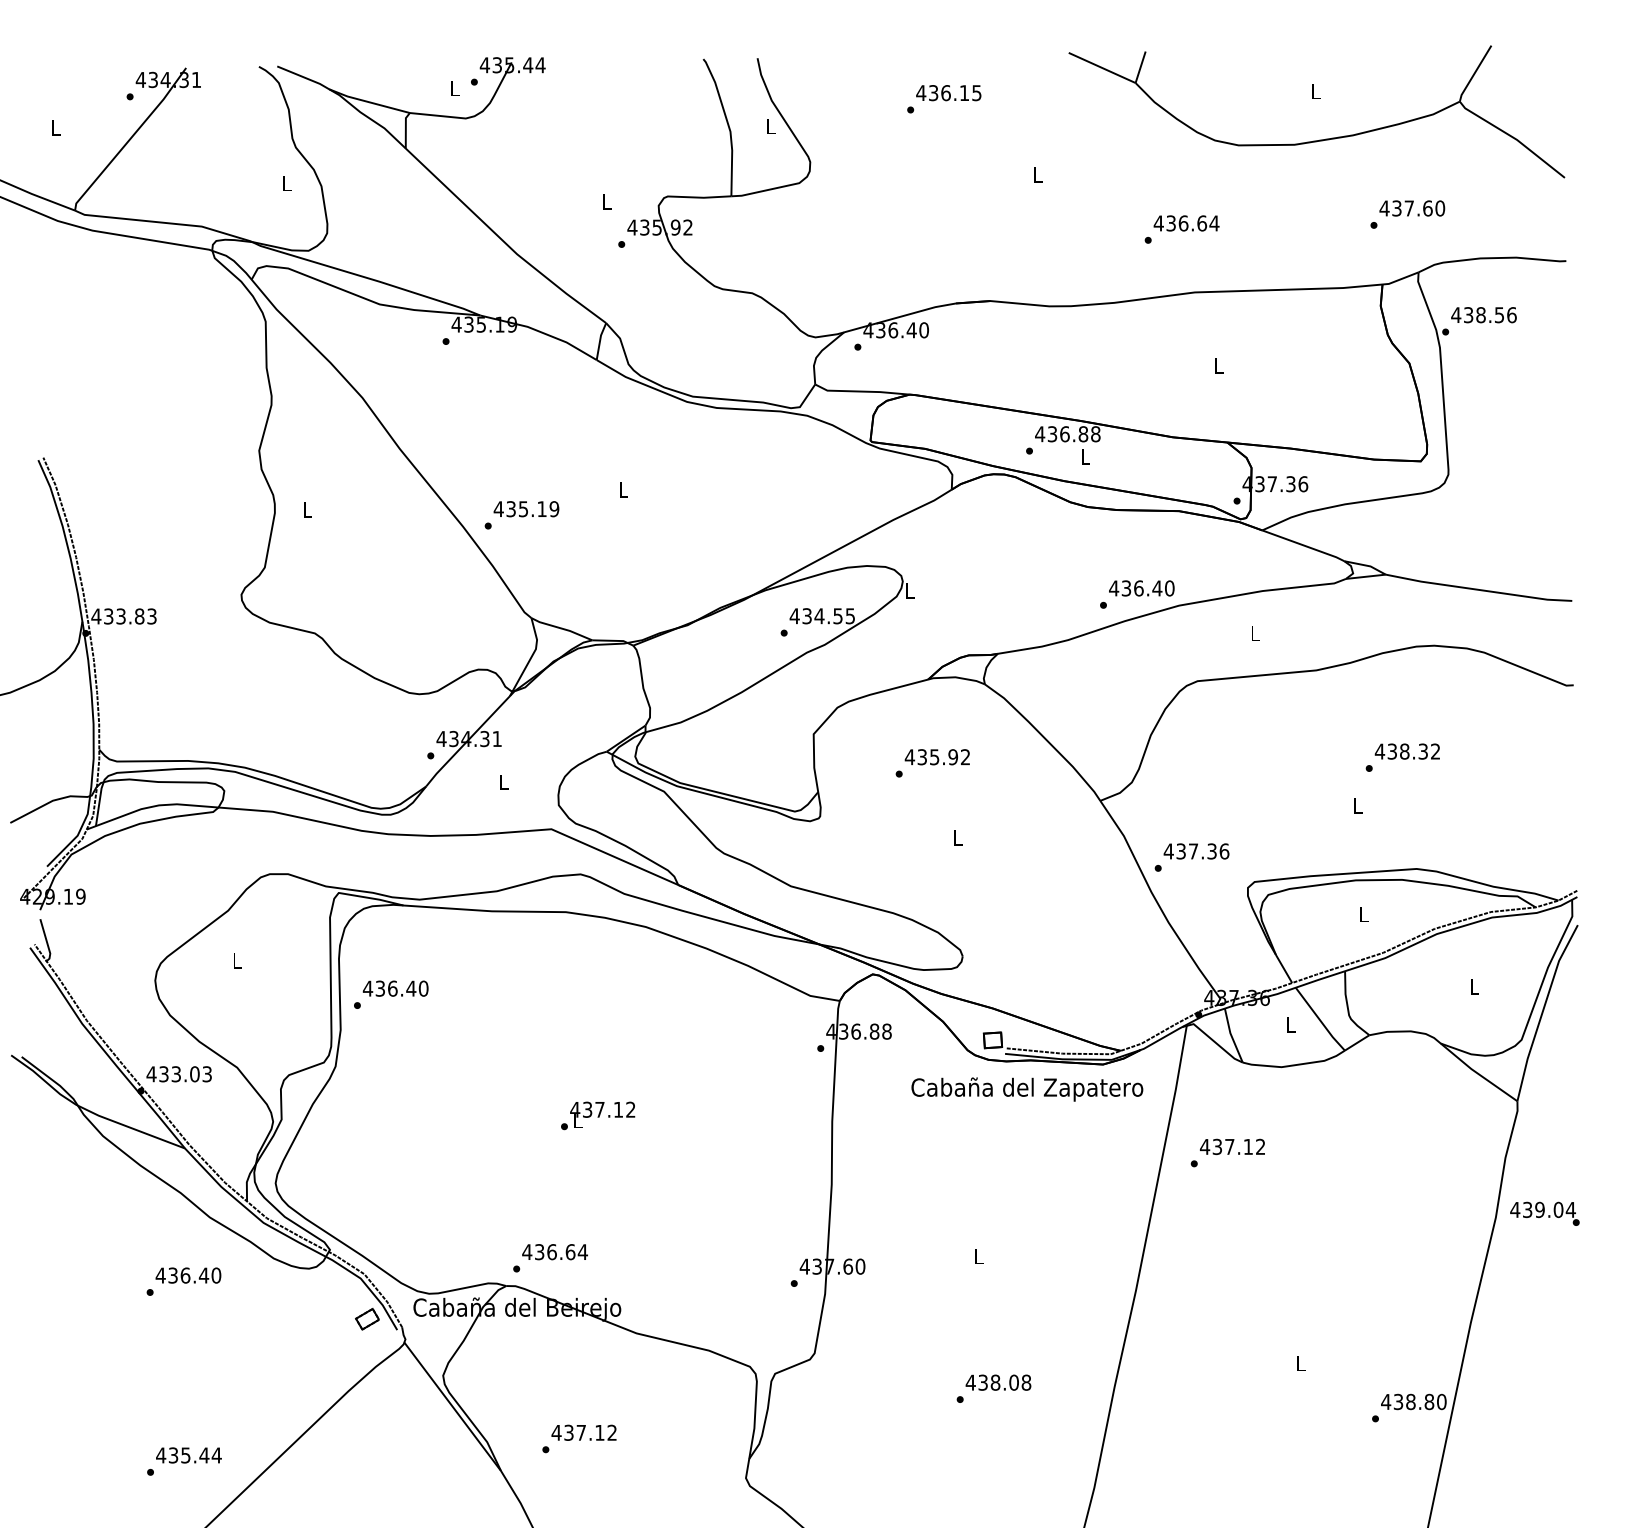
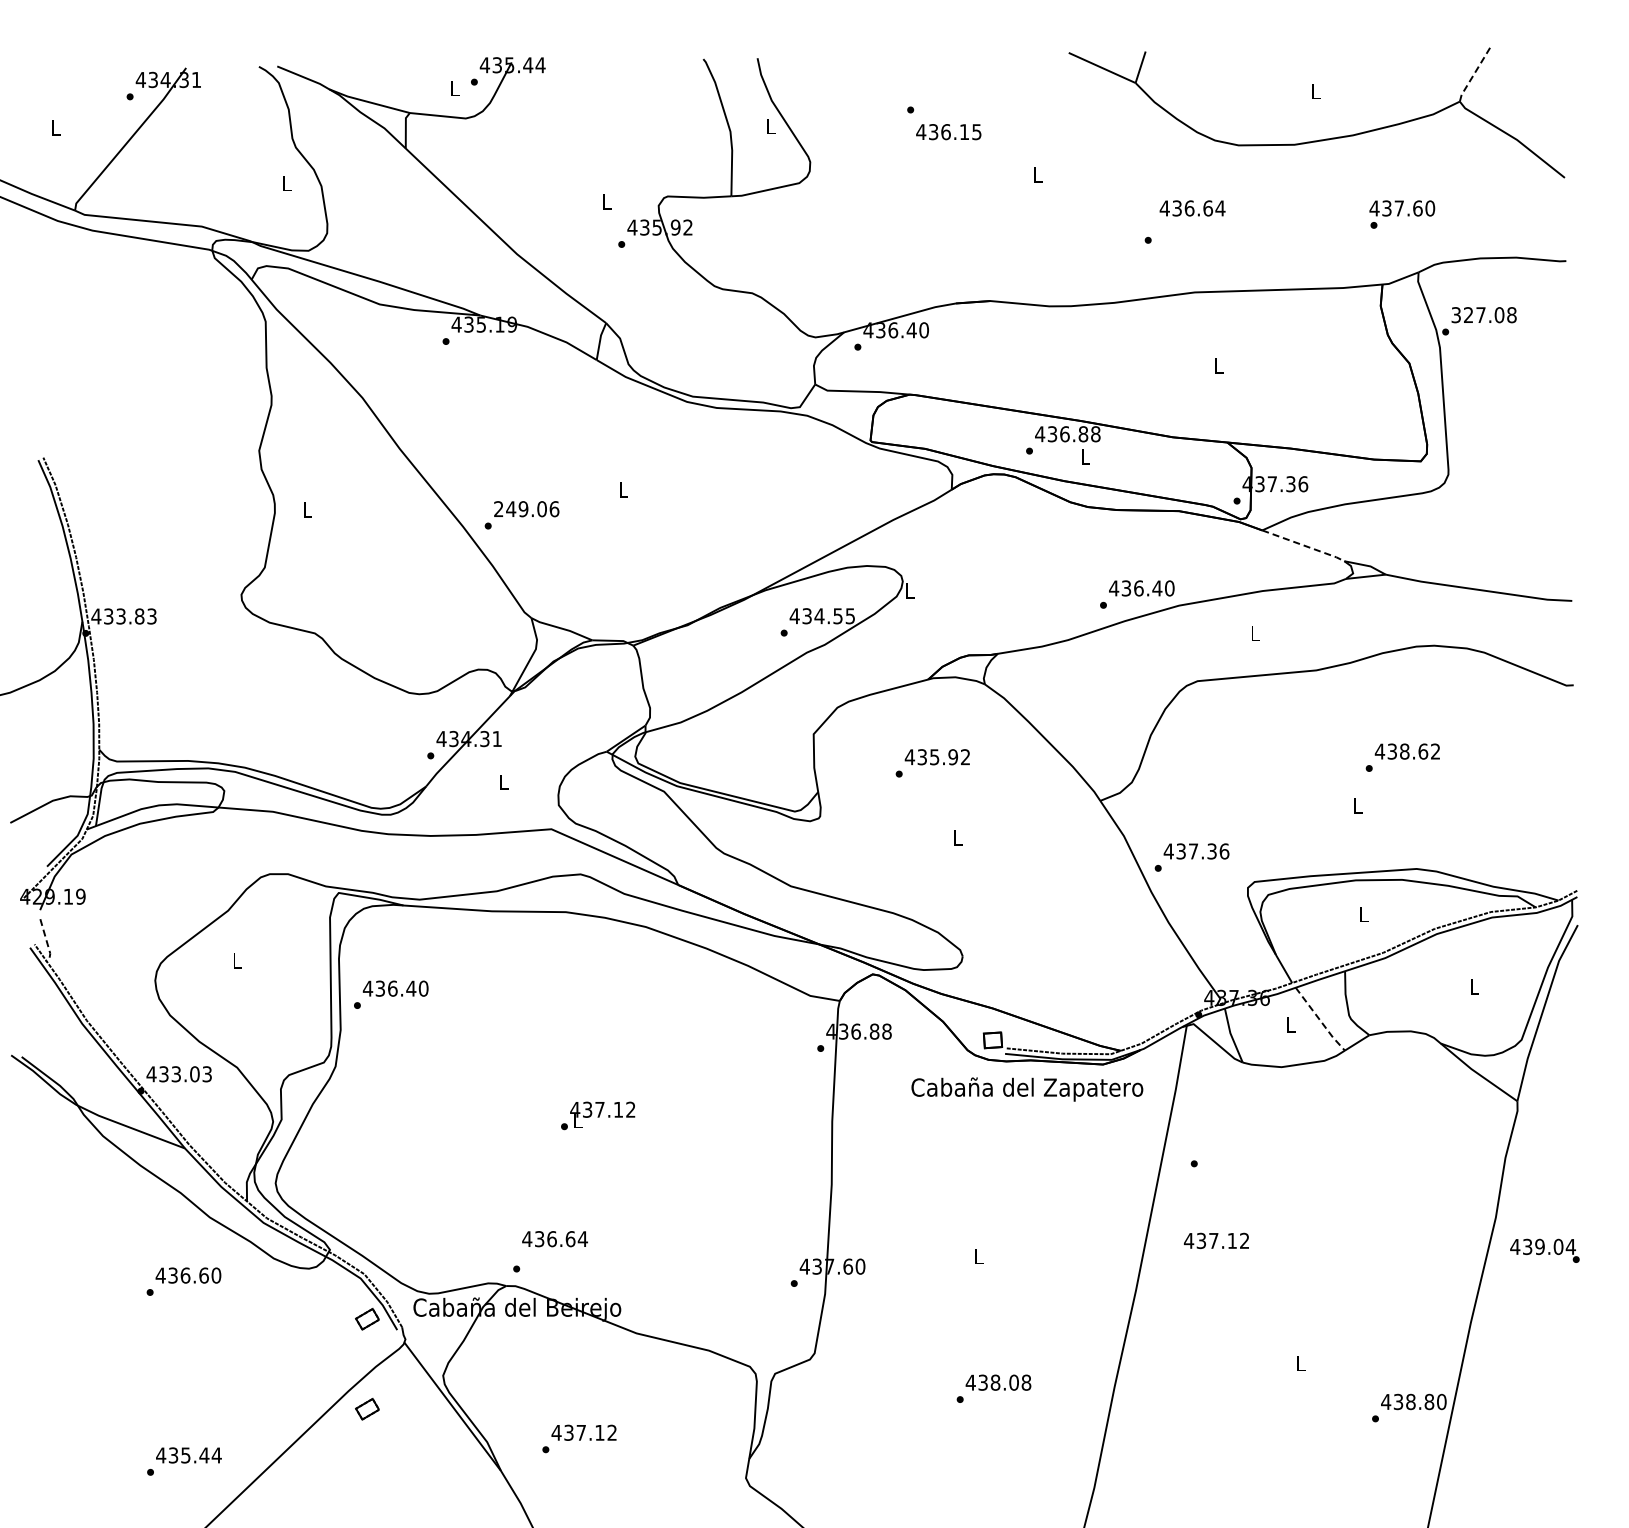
line: solid -> dashed (1474, 73)
text position: (948, 93) -> (948, 132) (948, 132)
text position: (1412, 208) -> (1402, 208) (1402, 208)
text position: (1186, 223) -> (1192, 208) (1192, 208)
text: 438.56 -> 327.08 (1483, 315)
text: 435.19 -> 249.06 (526, 509)
line: solid -> dashed (1304, 545)
text: 438.32 -> 438.62 (1423, 751)
line: solid -> dashed (47, 943)
line: solid -> dashed (1320, 1020)
text position: (1232, 1146) -> (1216, 1240) (1216, 1240)
text position: (1544, 1213) -> (1544, 1250) (1544, 1250)
text position: (554, 1252) -> (554, 1239) (554, 1239)
text: 436.40 -> 436.60 (203, 1275)
part: none -> present (367, 1409)
